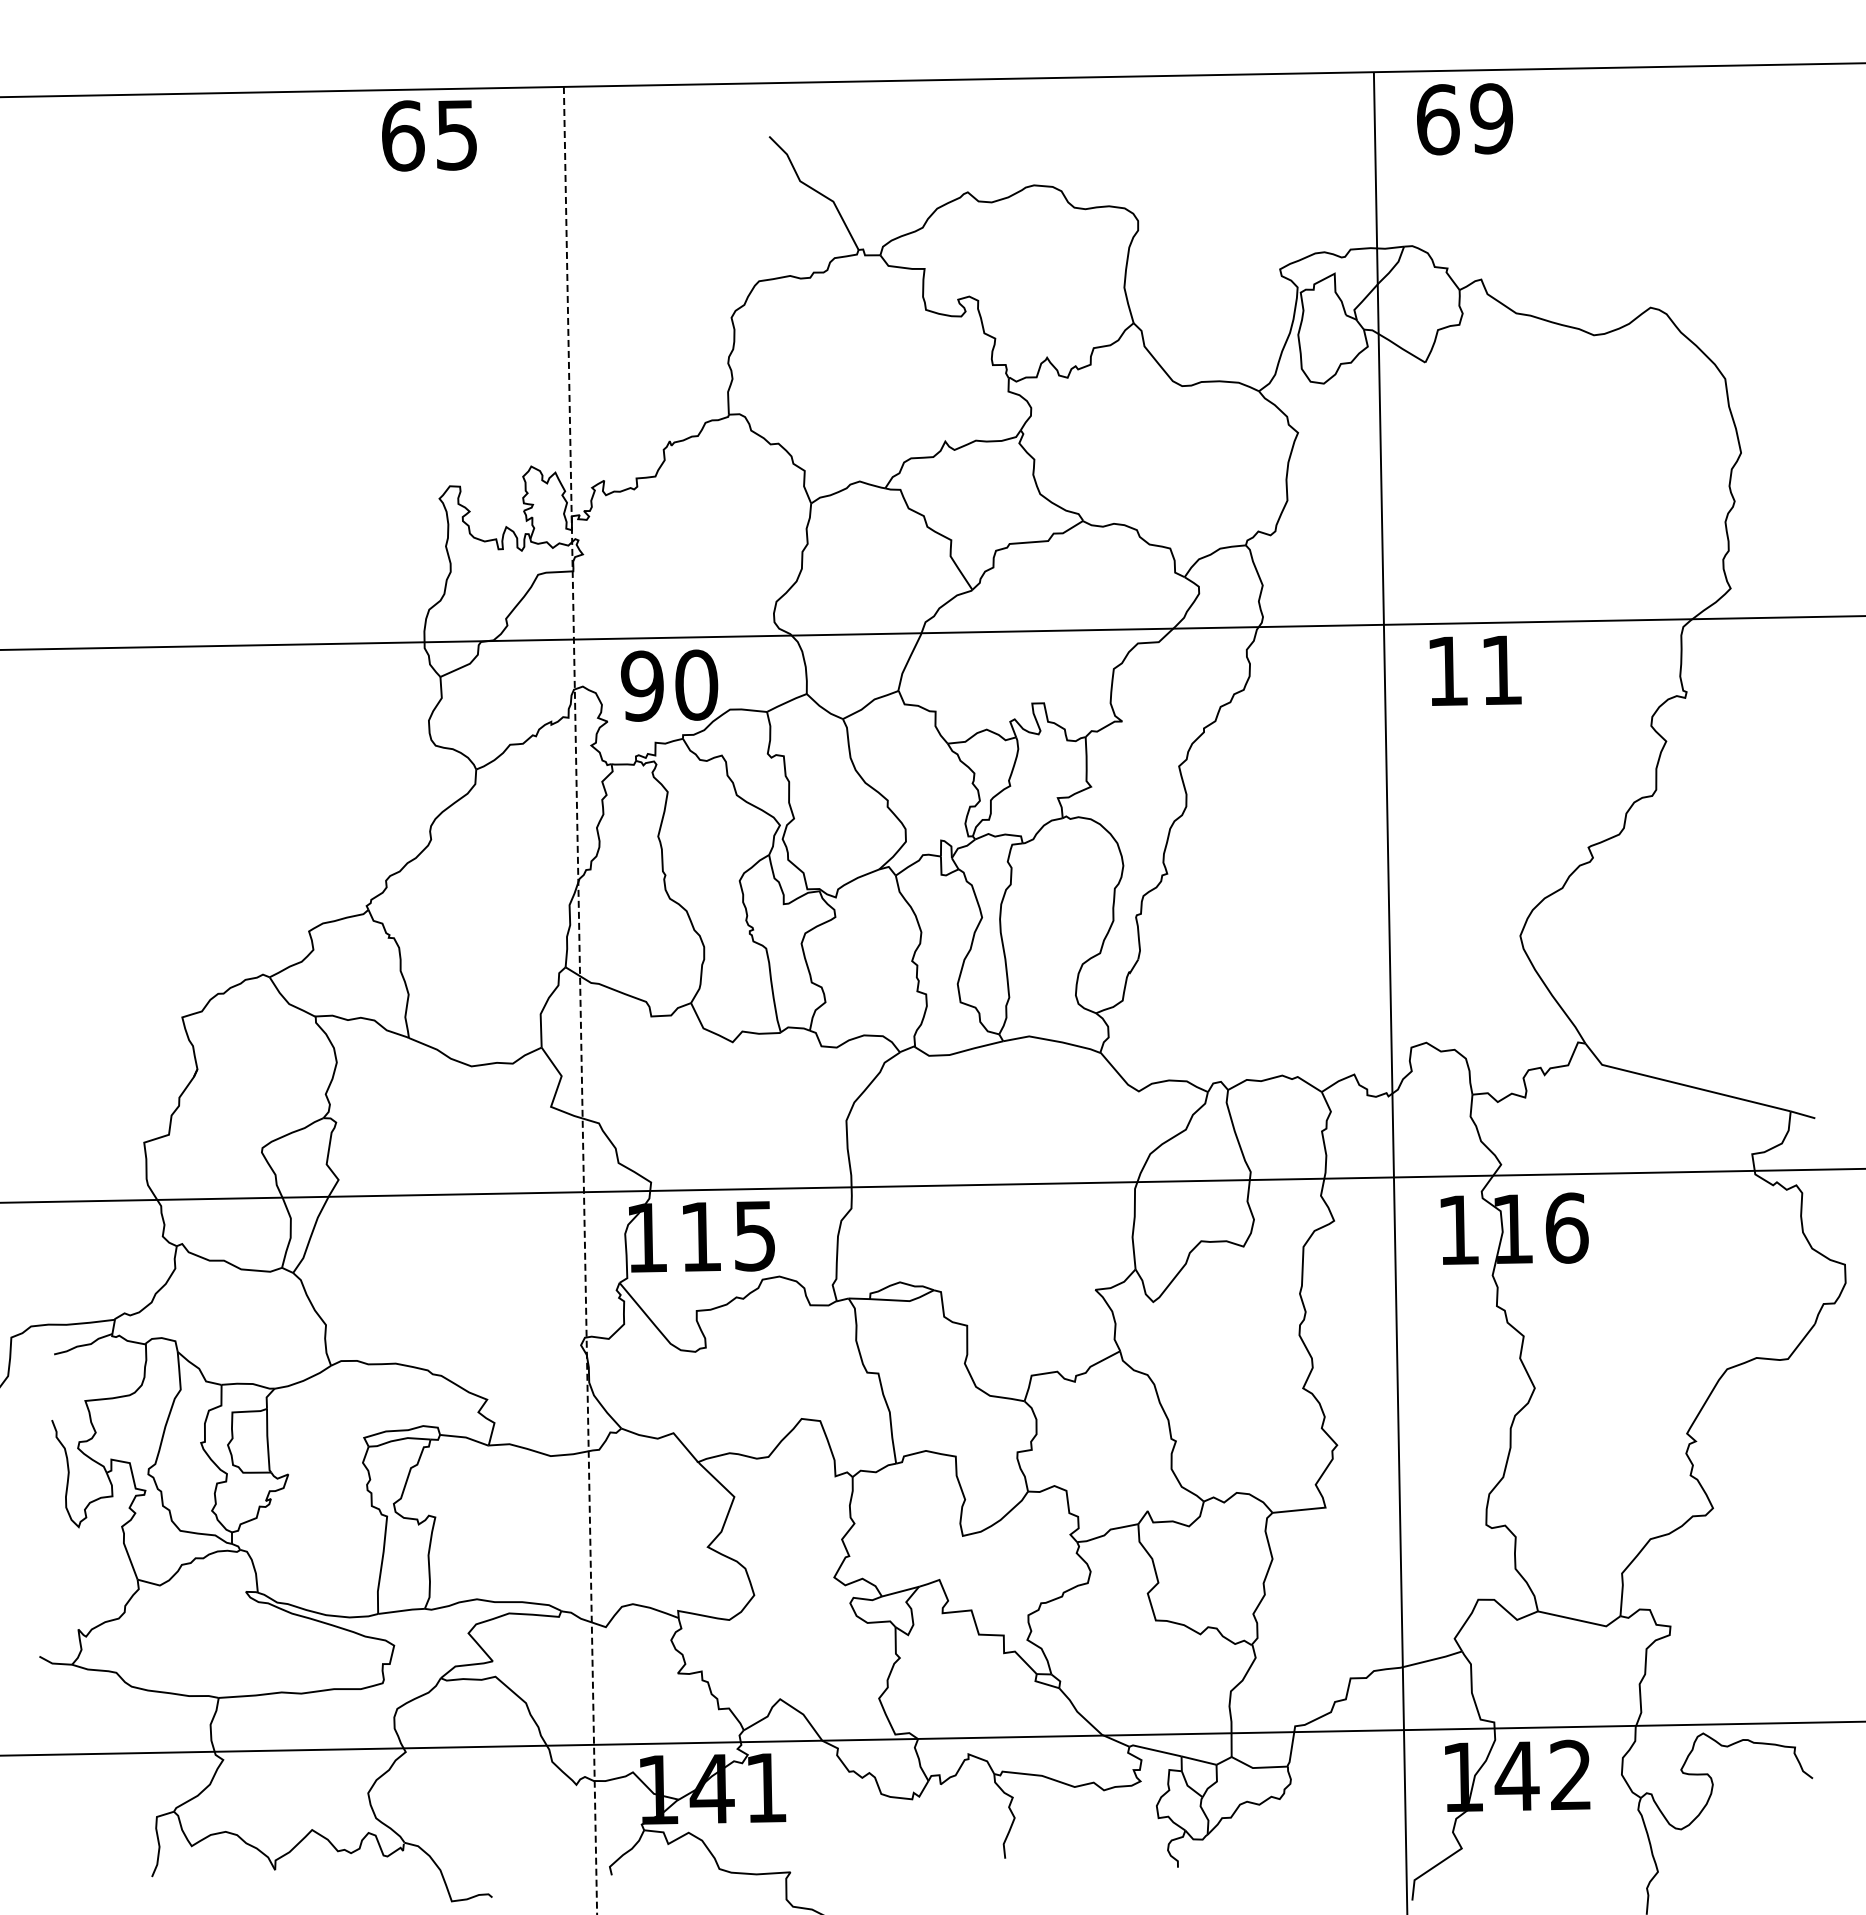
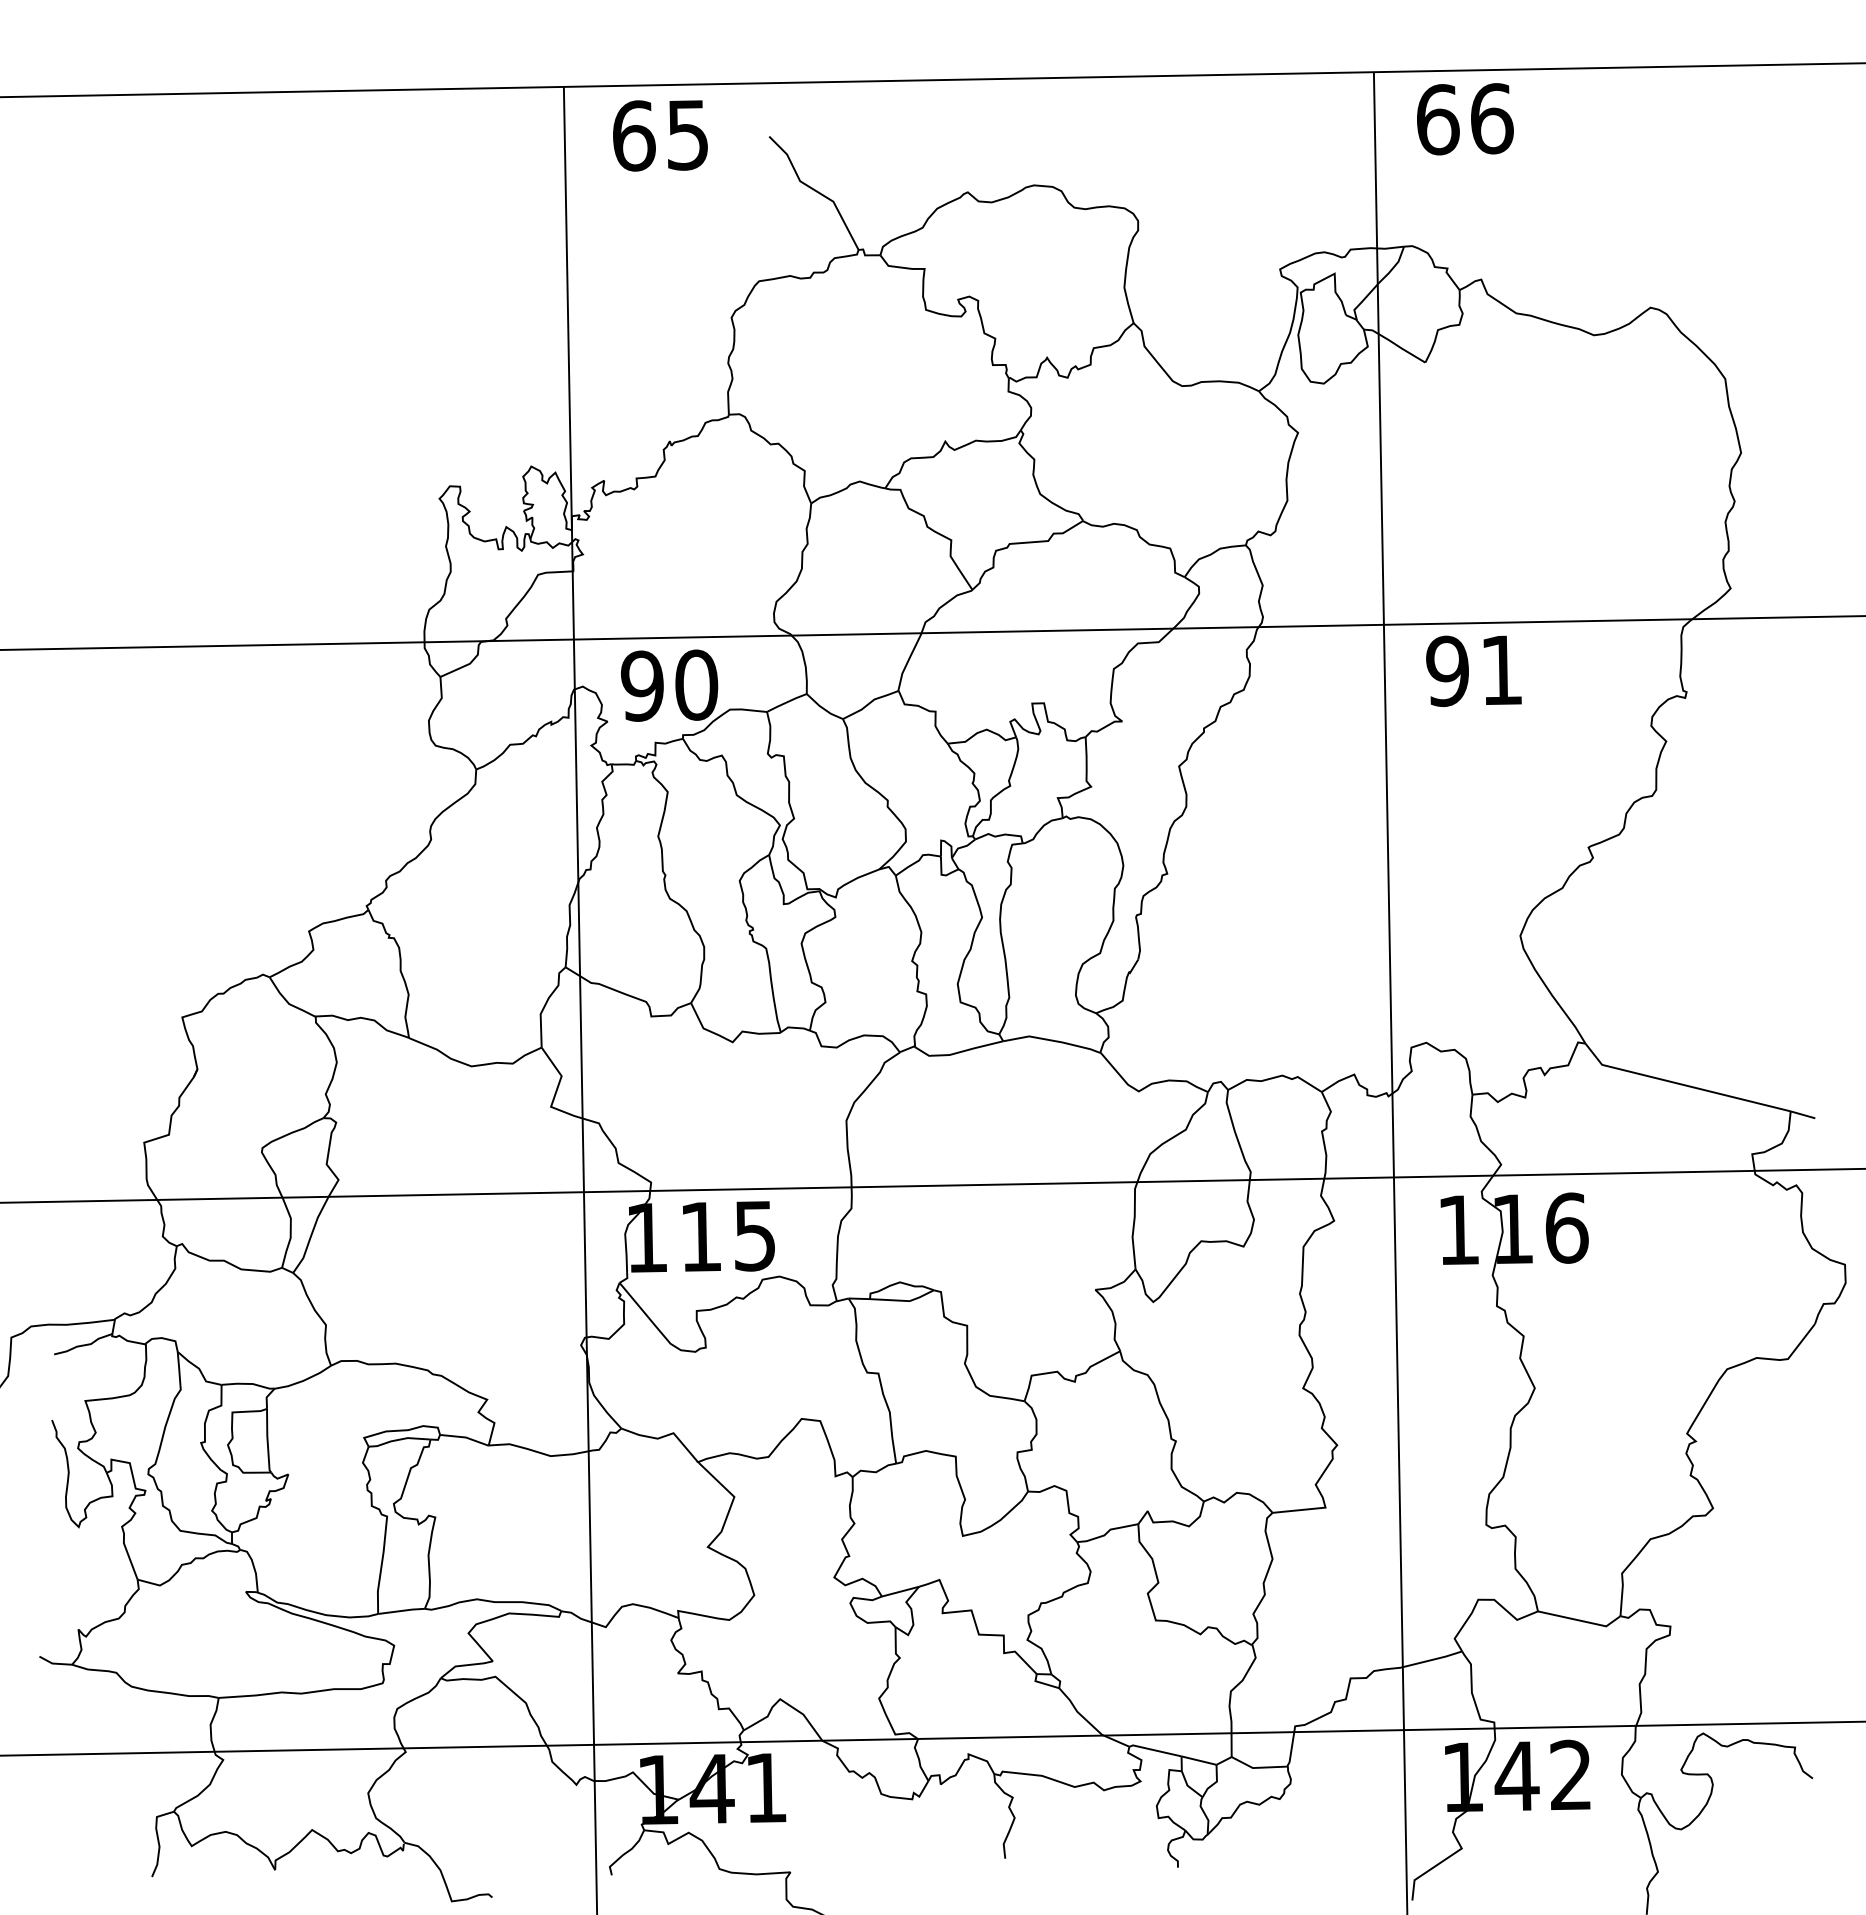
text: 69 -> 66 (1491, 118)
text position: (429, 135) -> (660, 135) (660, 135)
text: 11 -> 91 (1447, 671)
line: dashed -> solid (580, 1000)
